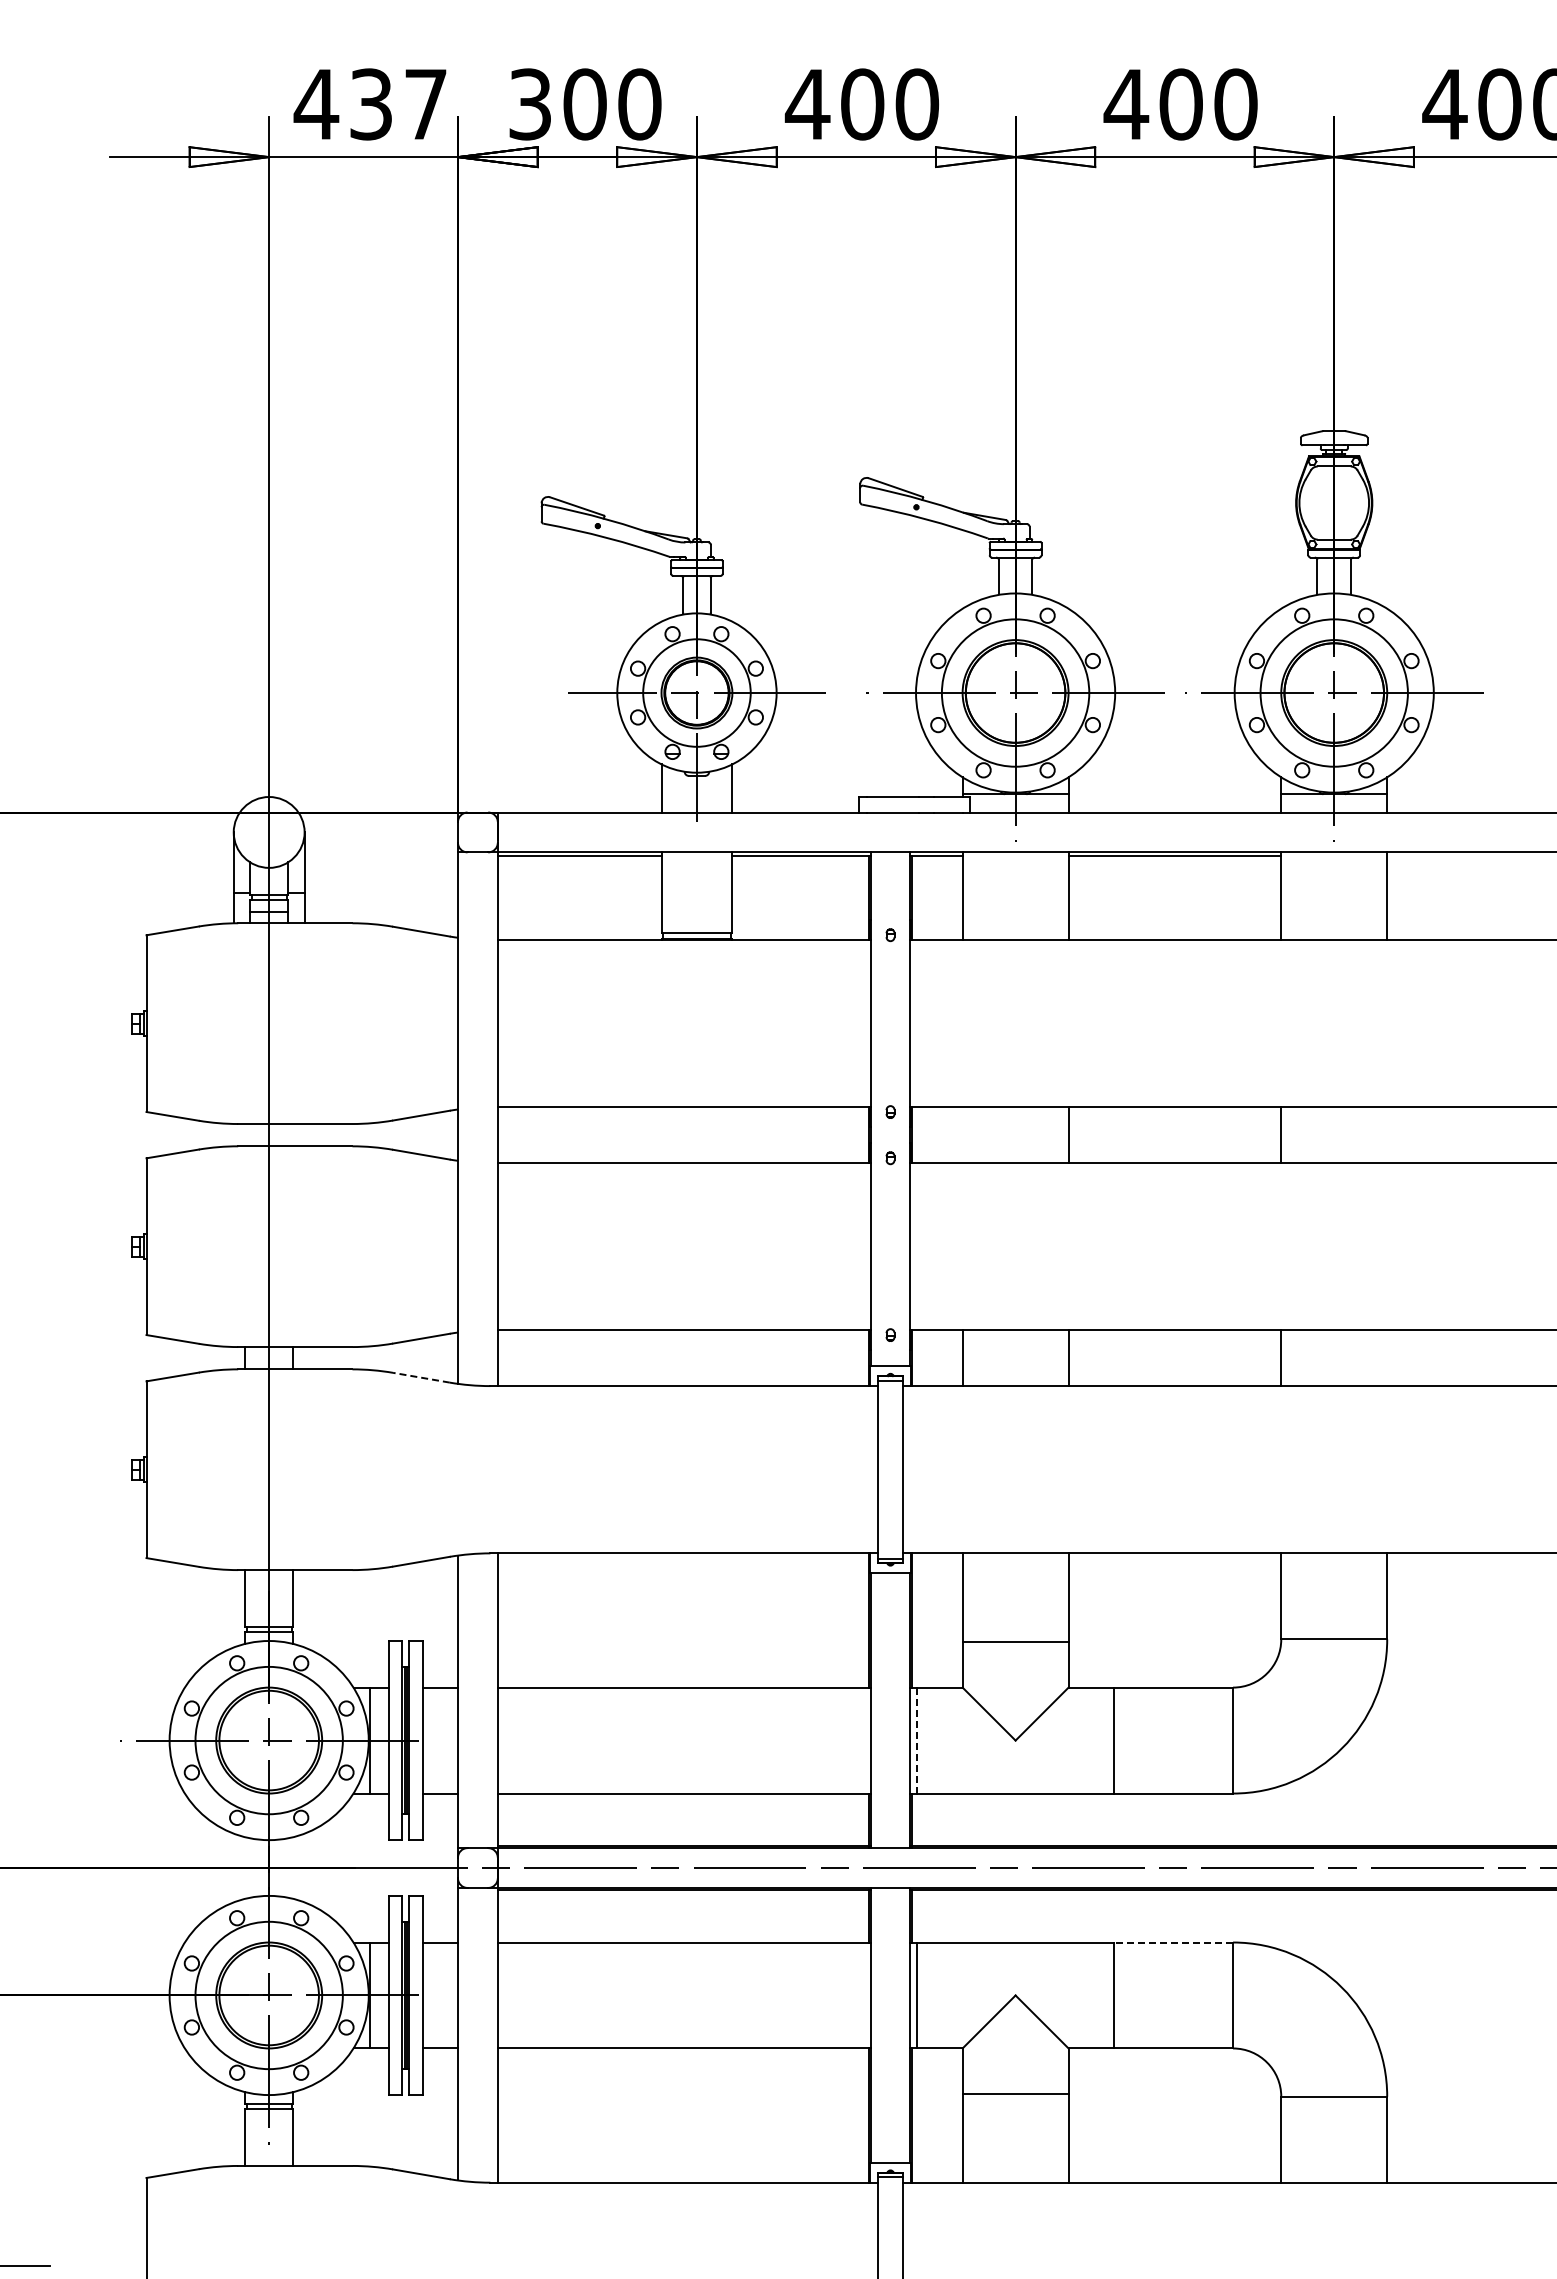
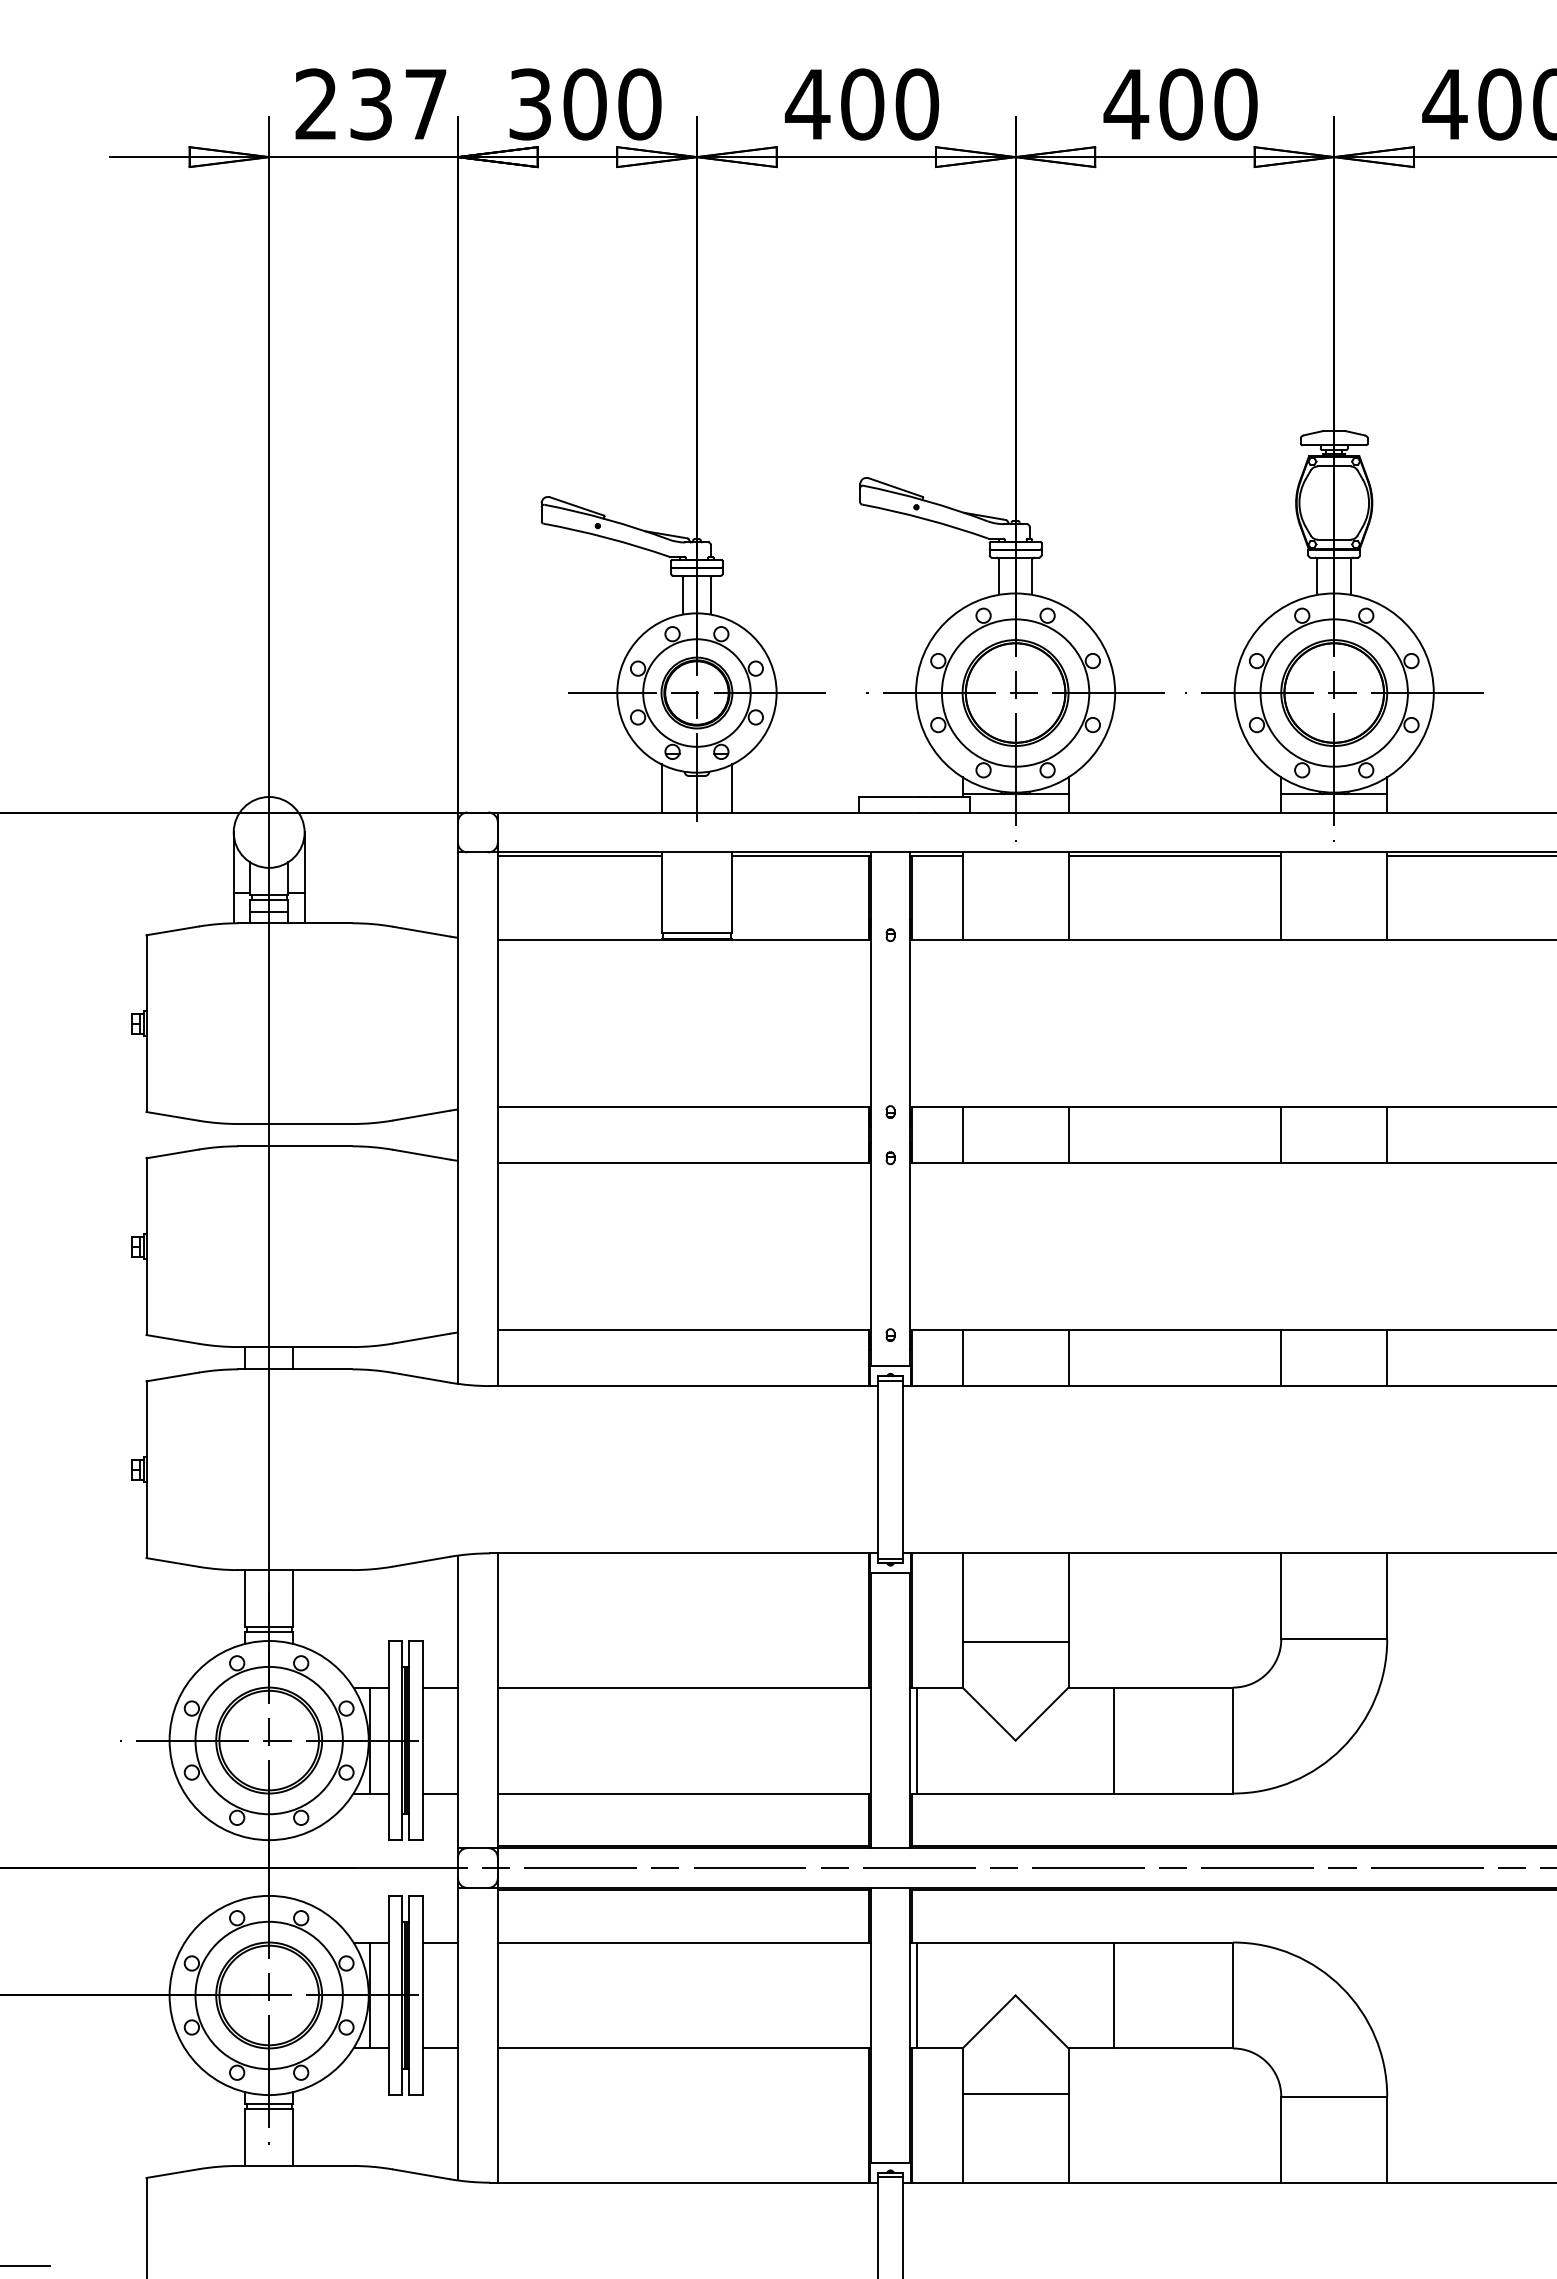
text: 437 -> 237 (316, 103)
line: none -> present (1470, 856)
line: none -> present (962, 1135)
line: none -> present (1387, 1135)
line: none -> present (1387, 1358)
line: dashed -> solid (421, 1377)
line: dashed -> solid (916, 1740)
line: dashed -> solid (1173, 1942)
